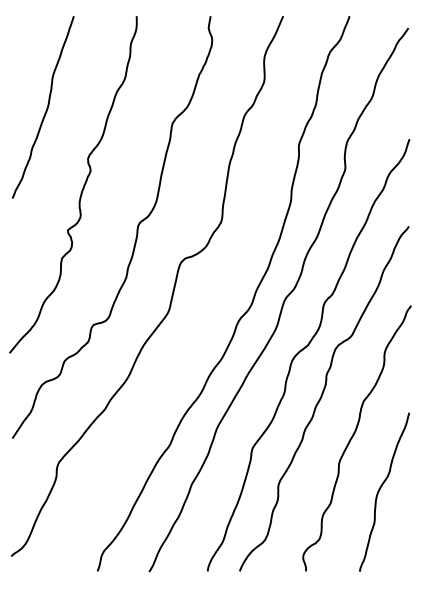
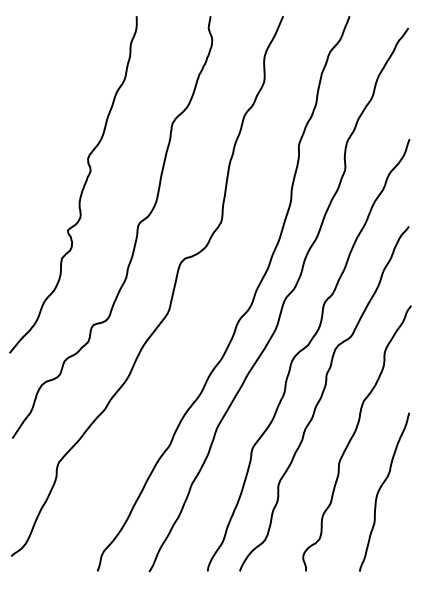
curve: present -> none (46, 107)
